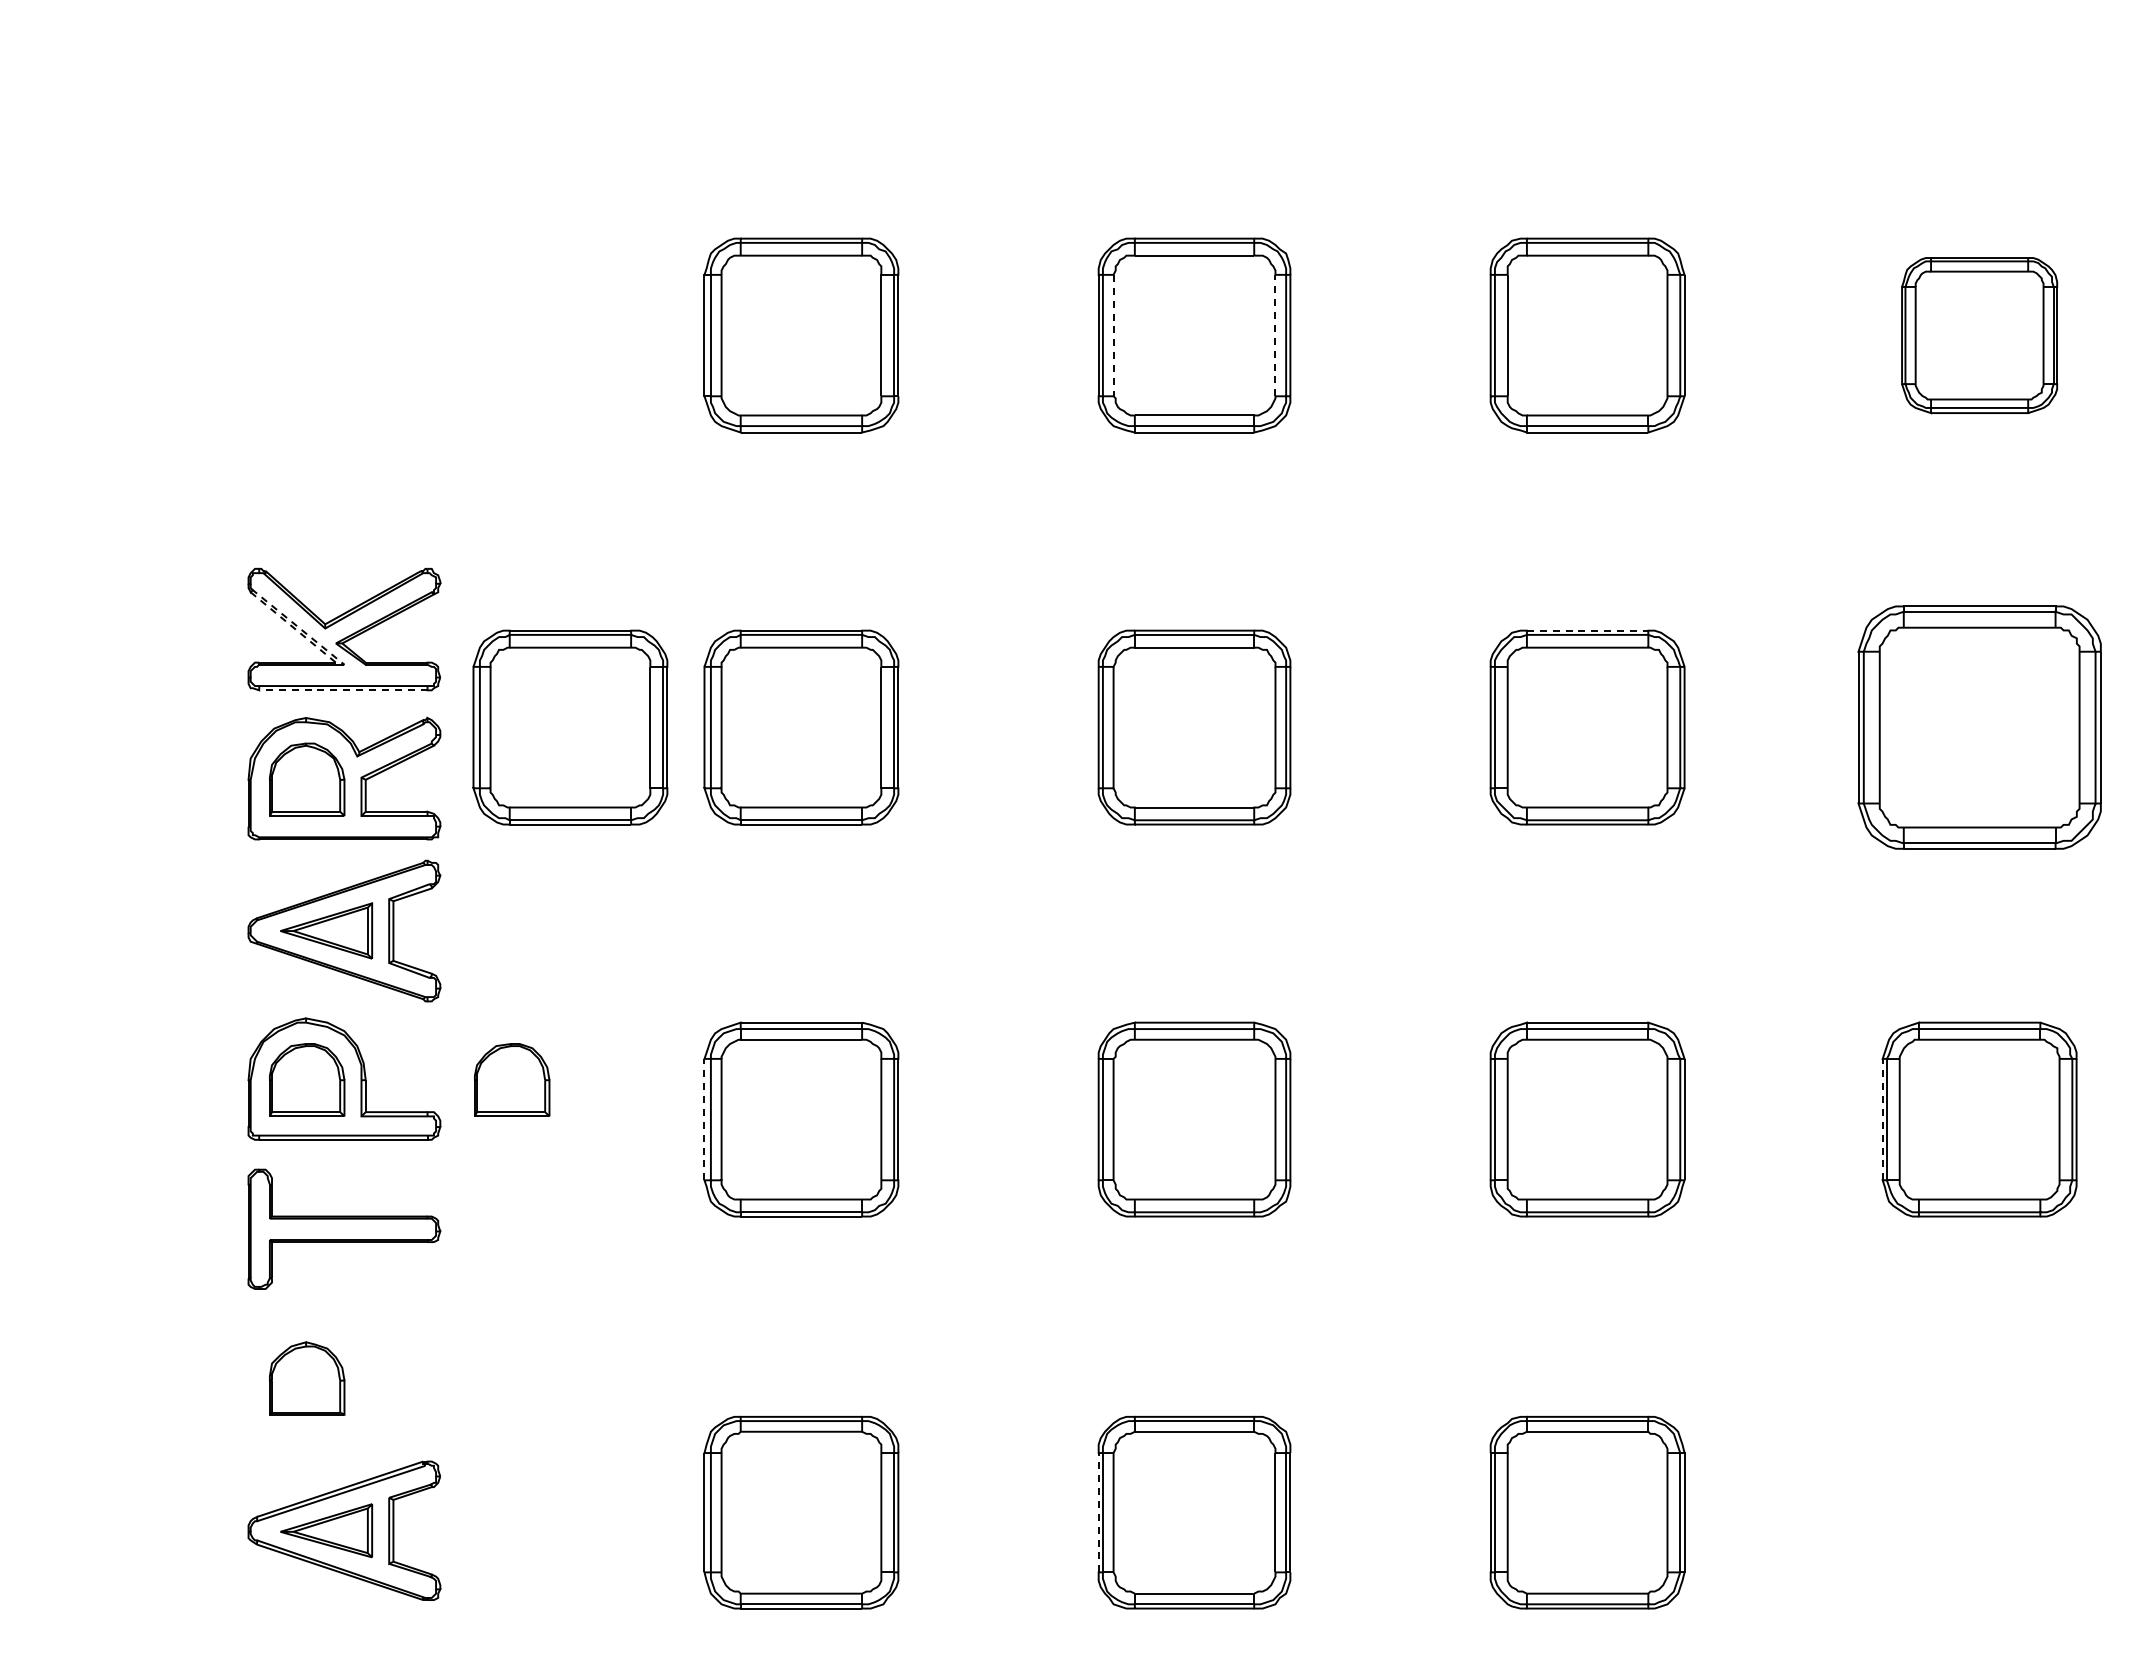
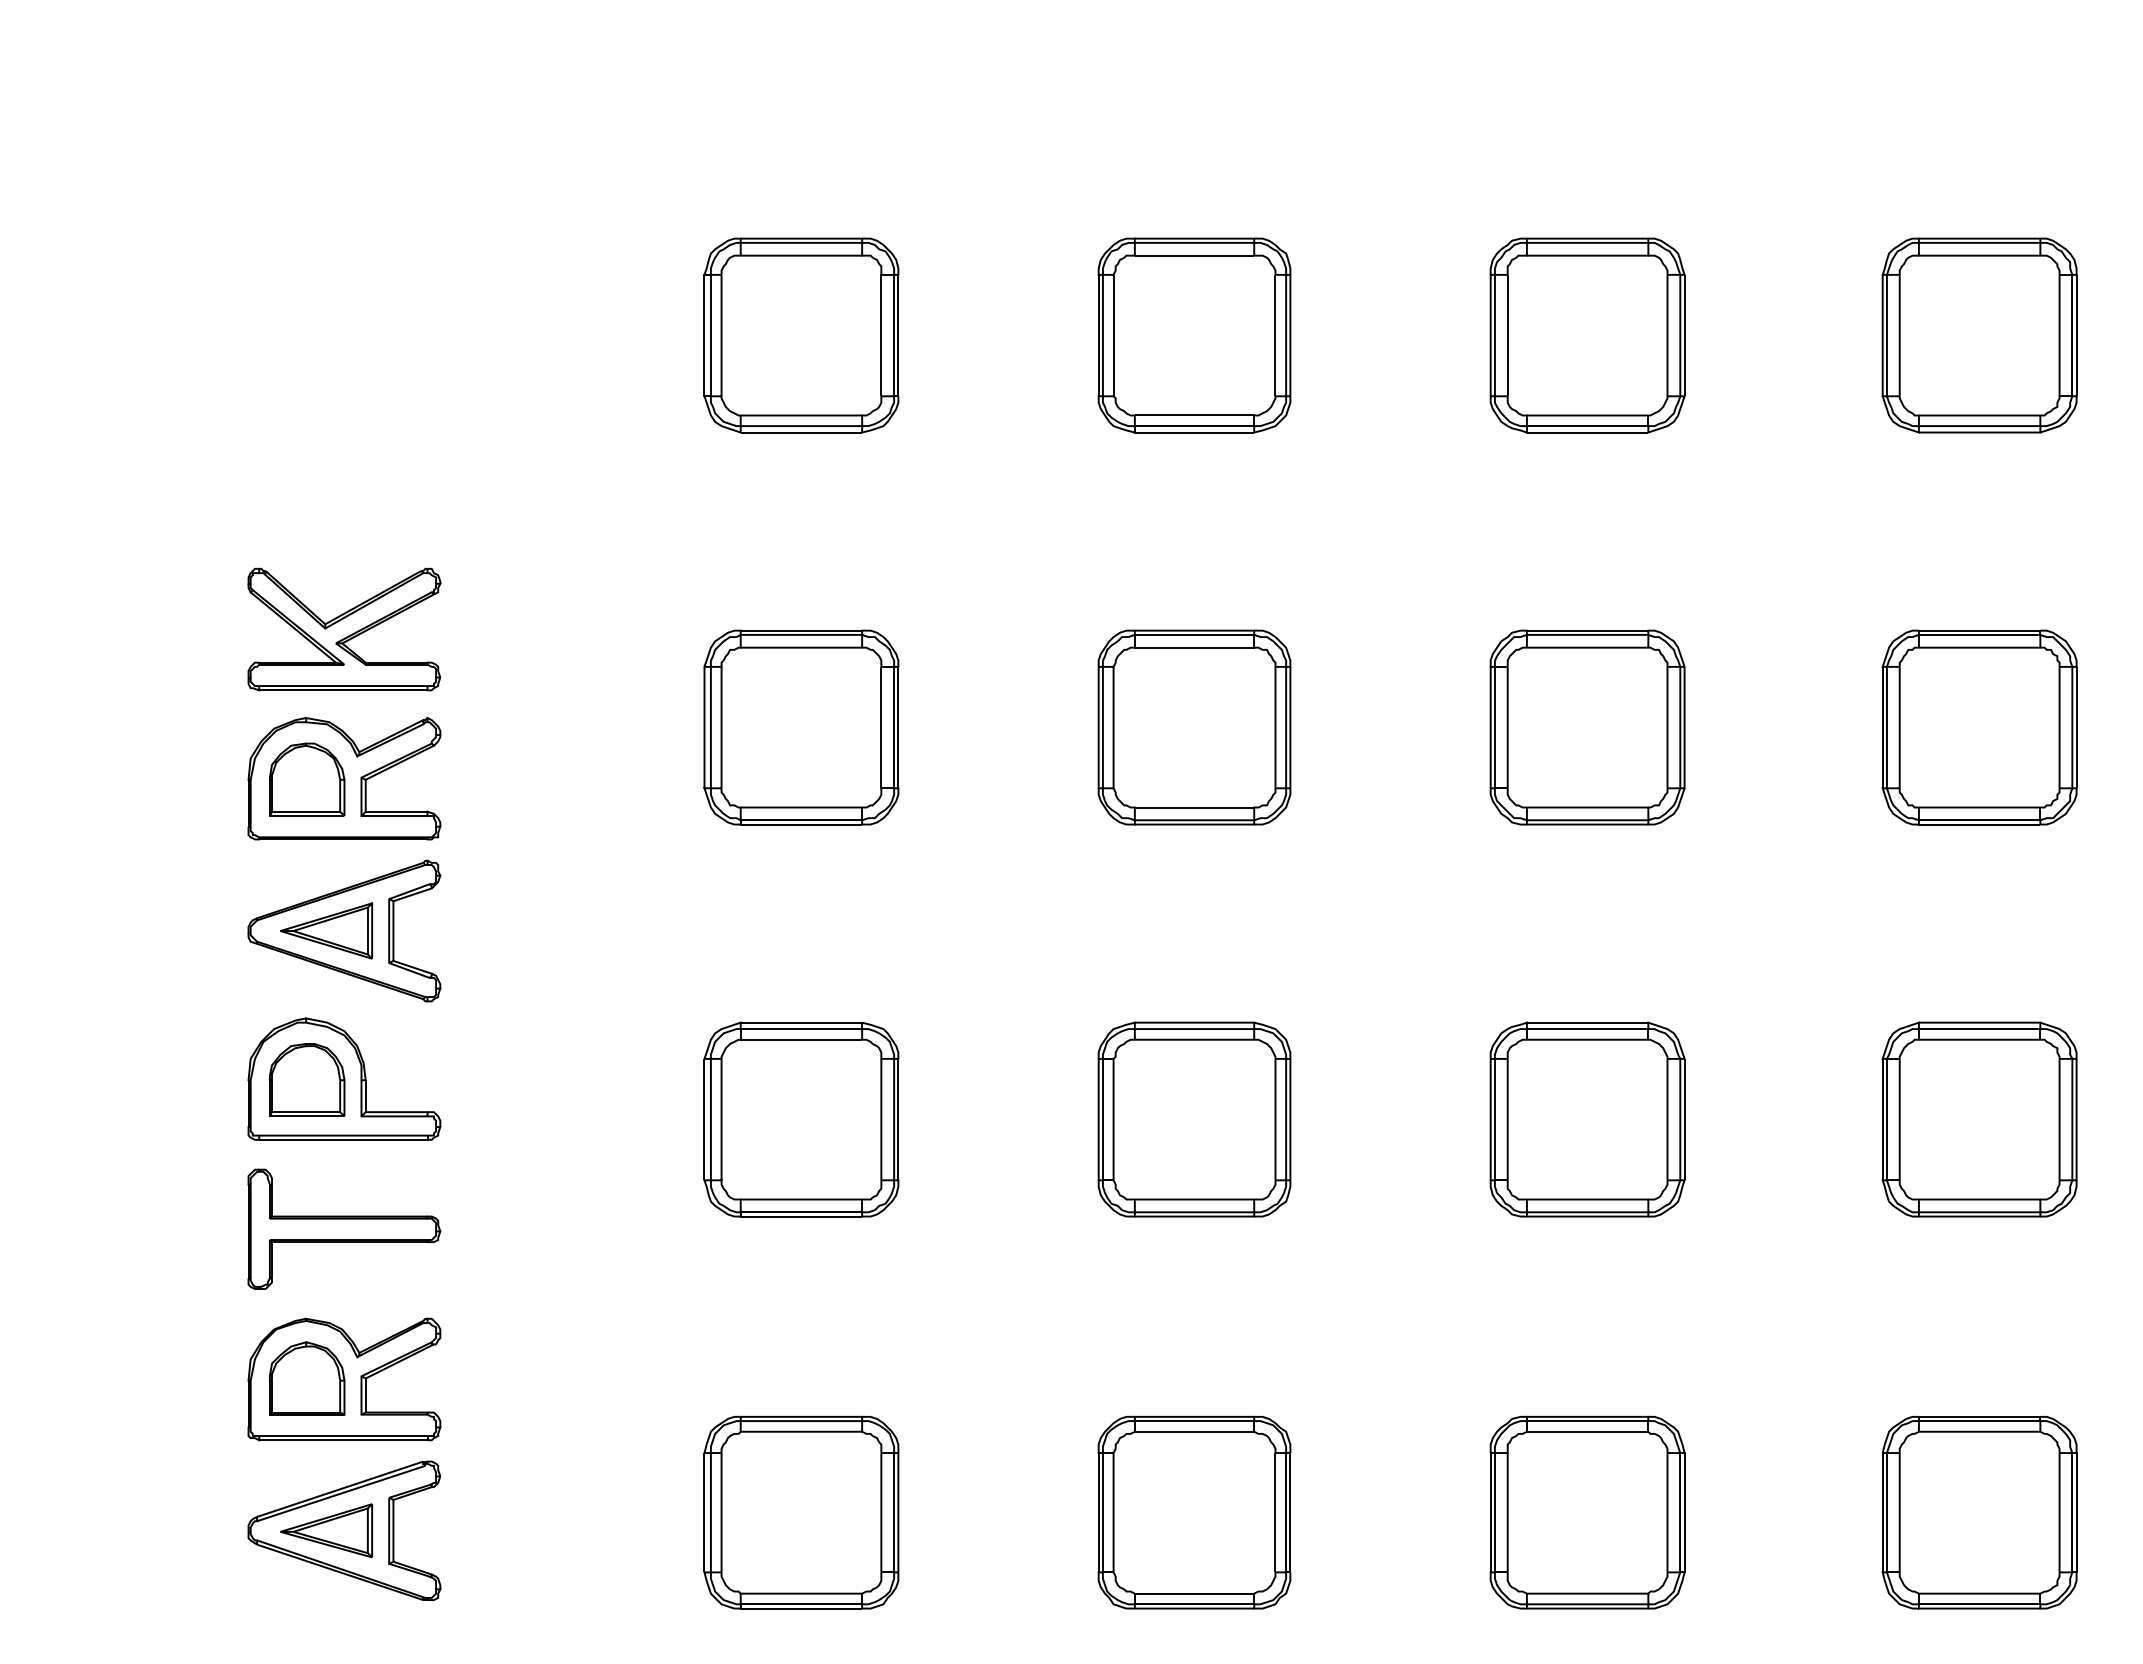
line: dashed -> solid (1113, 335)
line: dashed -> solid (1275, 335)
part size: 158x158 px -> 197x197 px (1979, 335)
line: dashed -> solid (1587, 630)
line: dashed -> solid (344, 664)
line: dashed -> solid (342, 690)
part: present -> none (570, 727)
part size: 245x245 px -> 197x197 px (1979, 727)
part: present -> none (512, 1079)
line: dashed -> solid (704, 1119)
line: dashed -> solid (1882, 1119)
part: none -> present (344, 1379)
line: dashed -> solid (1098, 1512)
part: none -> present (1979, 1512)
